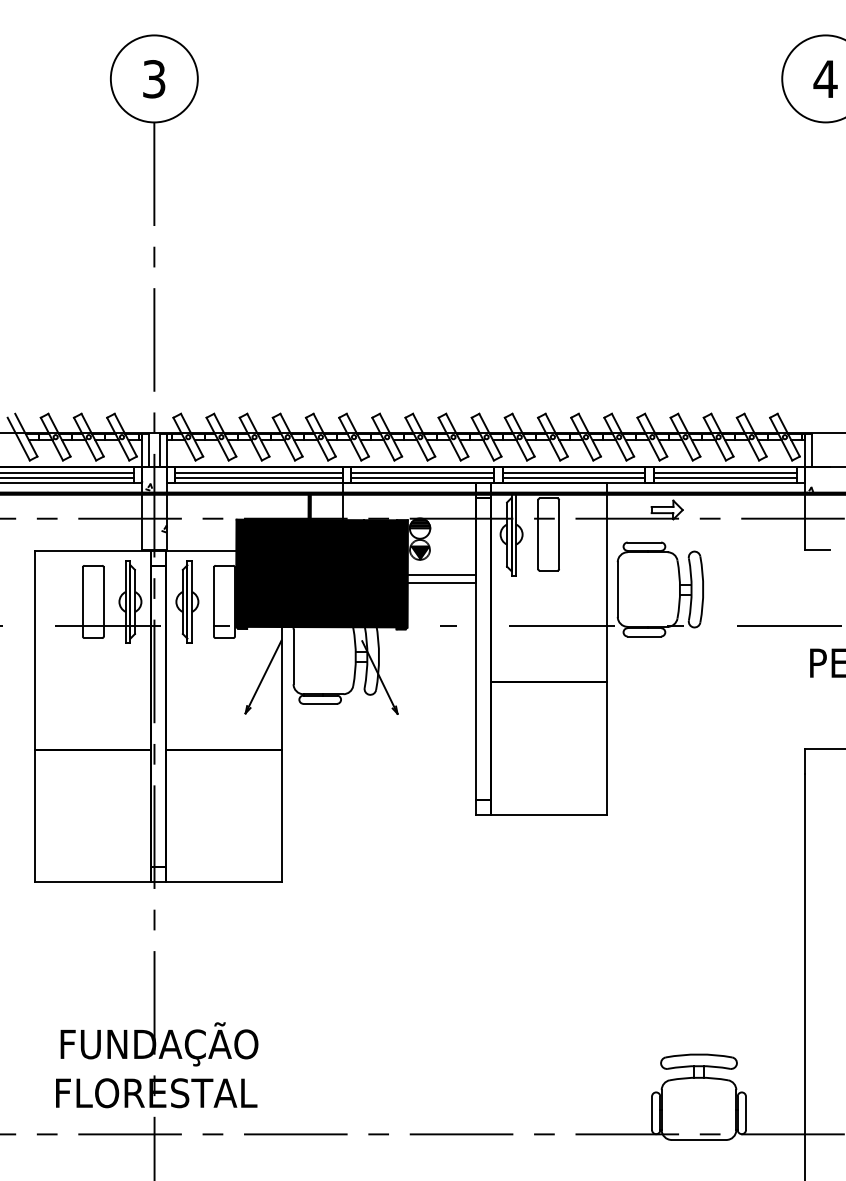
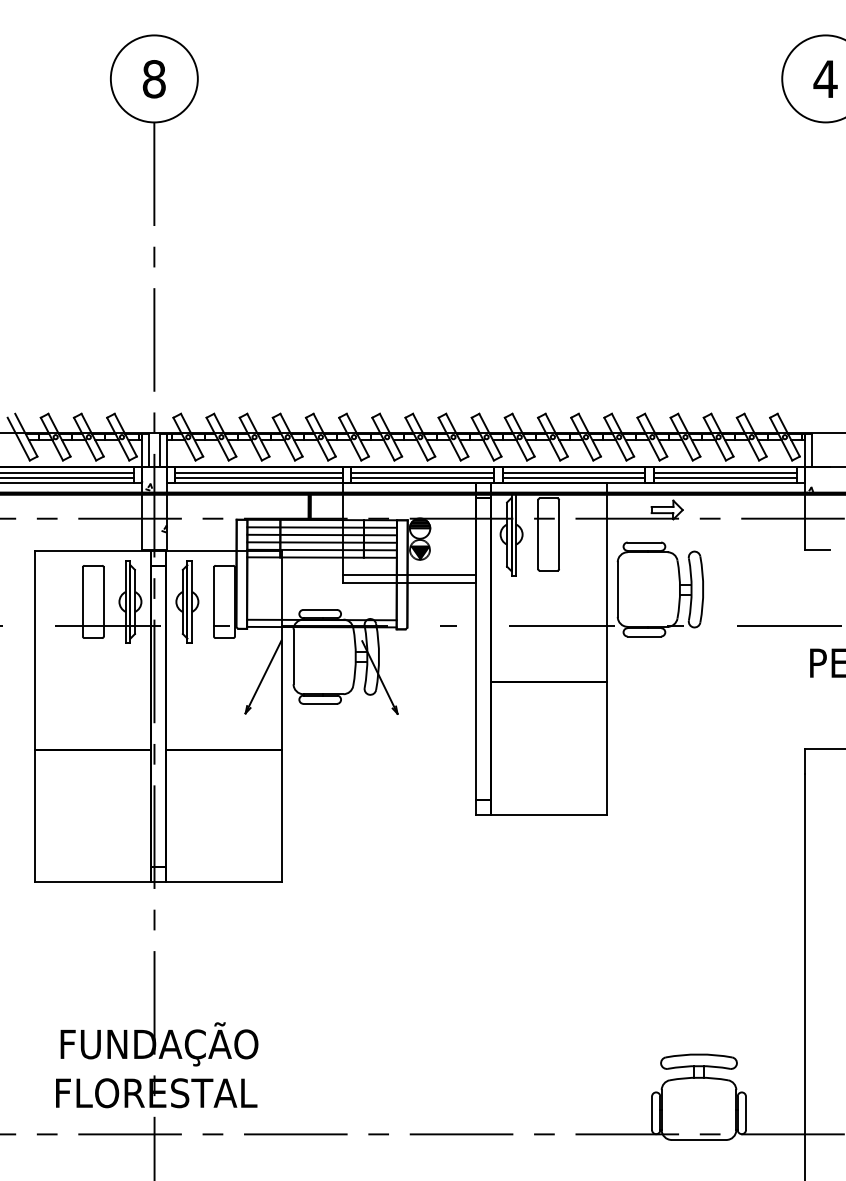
text: 3 -> 8 (153, 79)
fill: present -> none (321, 574)
